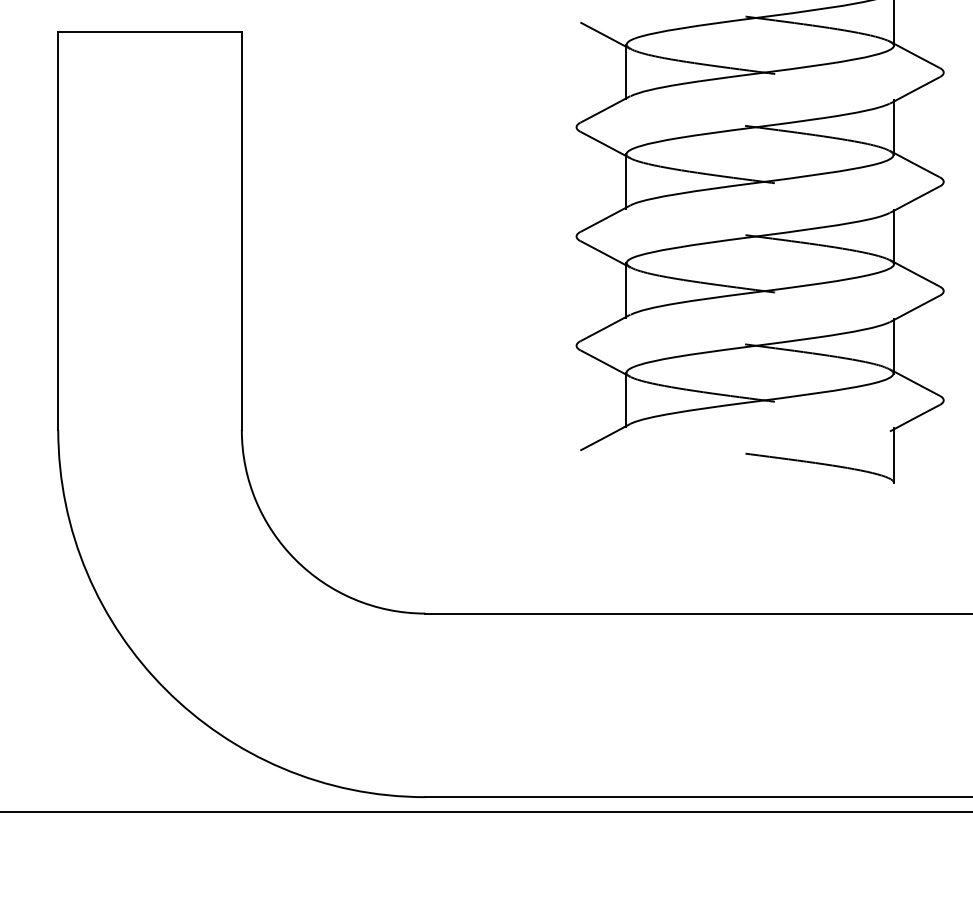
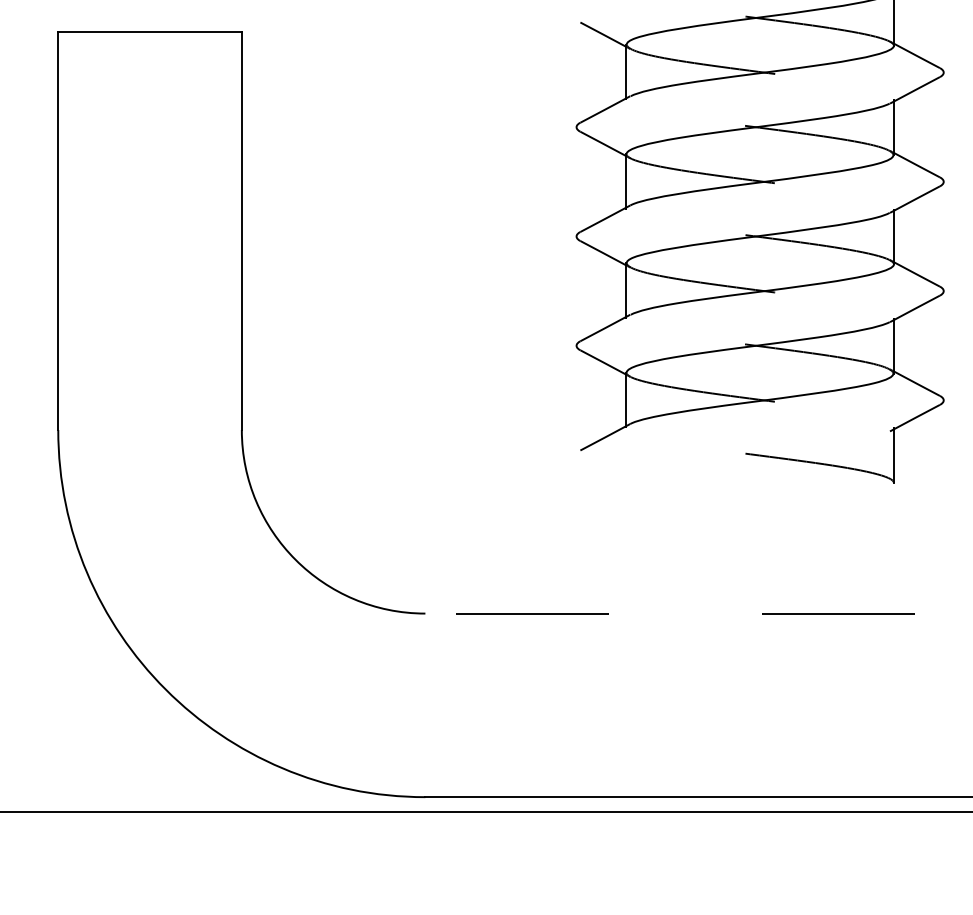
line: solid -> dashed (698, 613)
